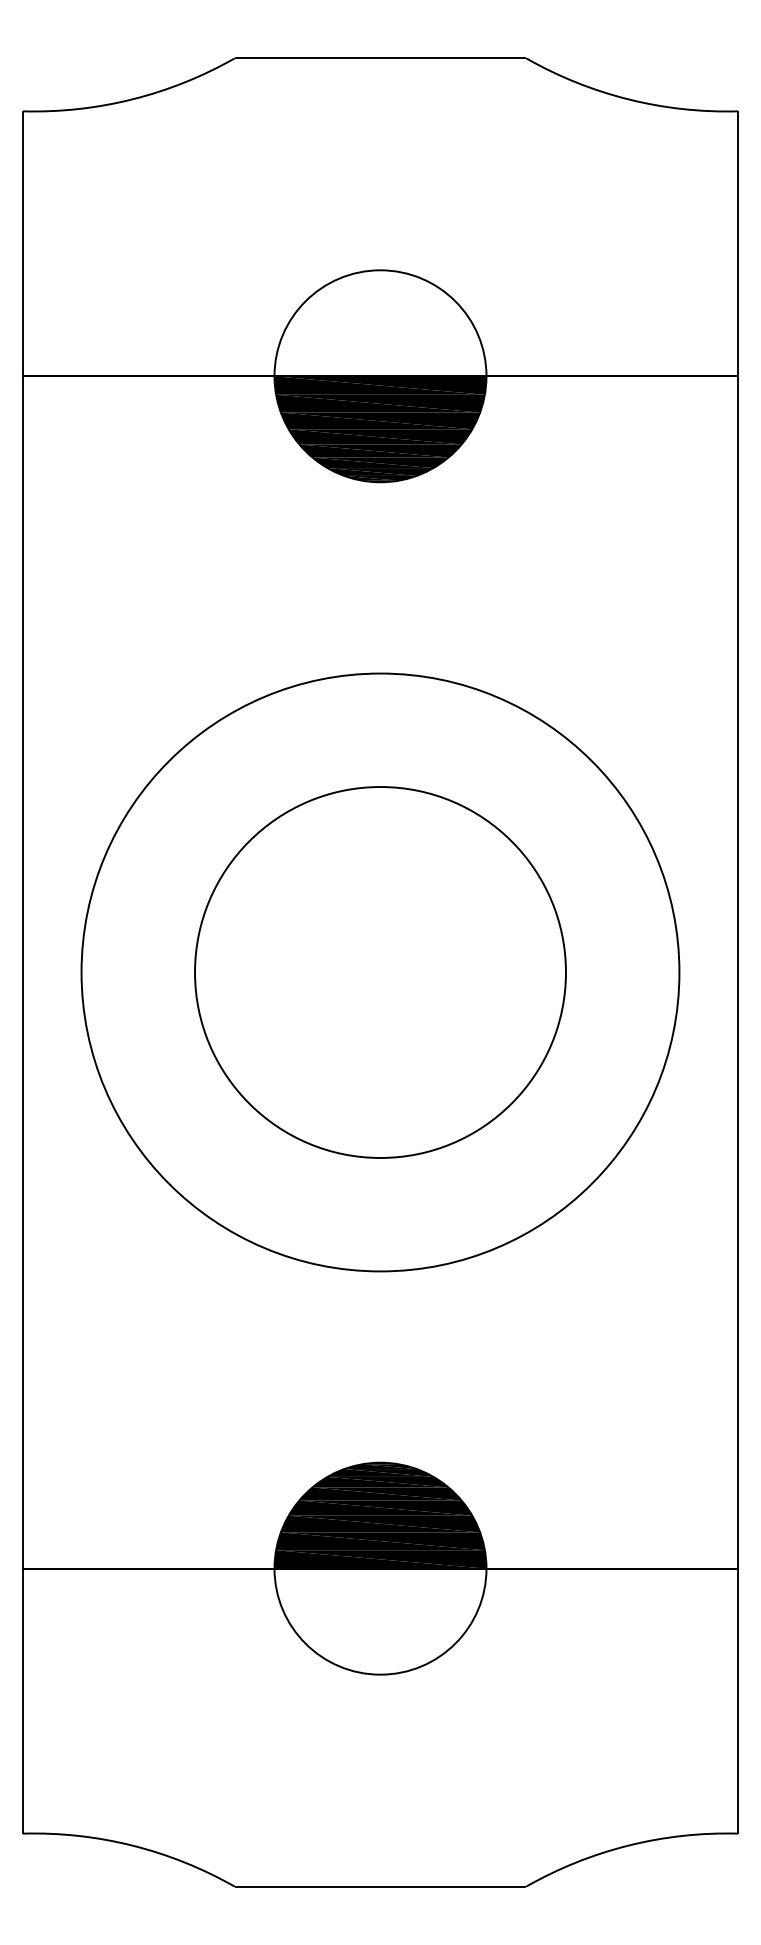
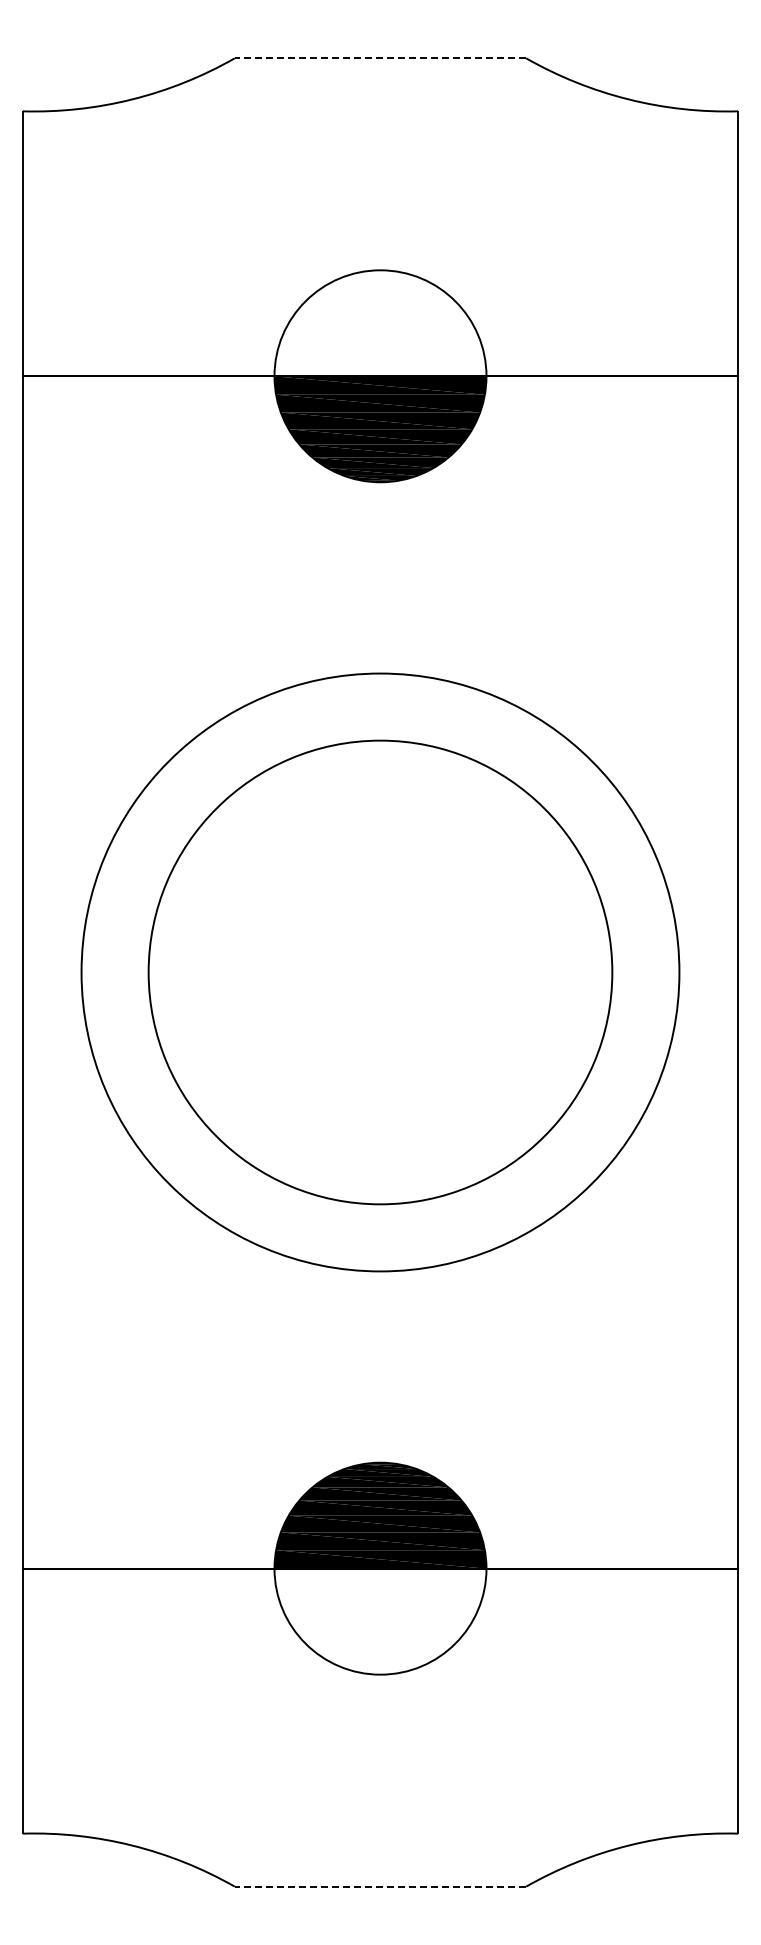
line: solid -> dashed (380, 58)
circle diameter: 371 px -> 464 px (380, 972)
line: solid -> dashed (380, 1886)
